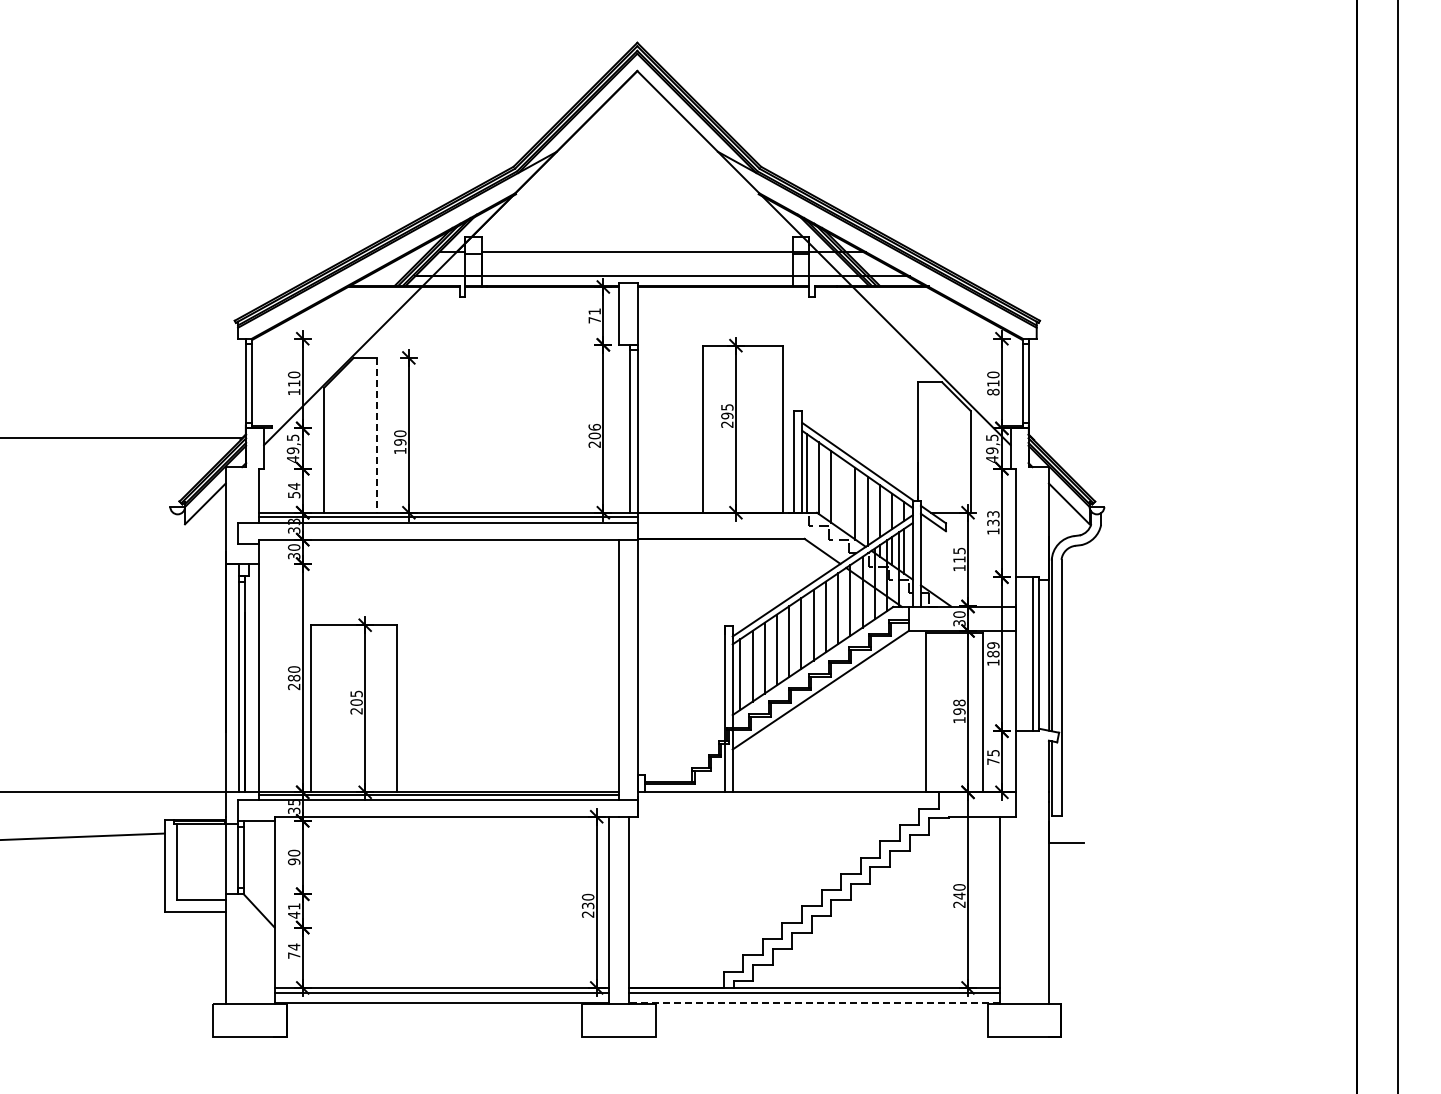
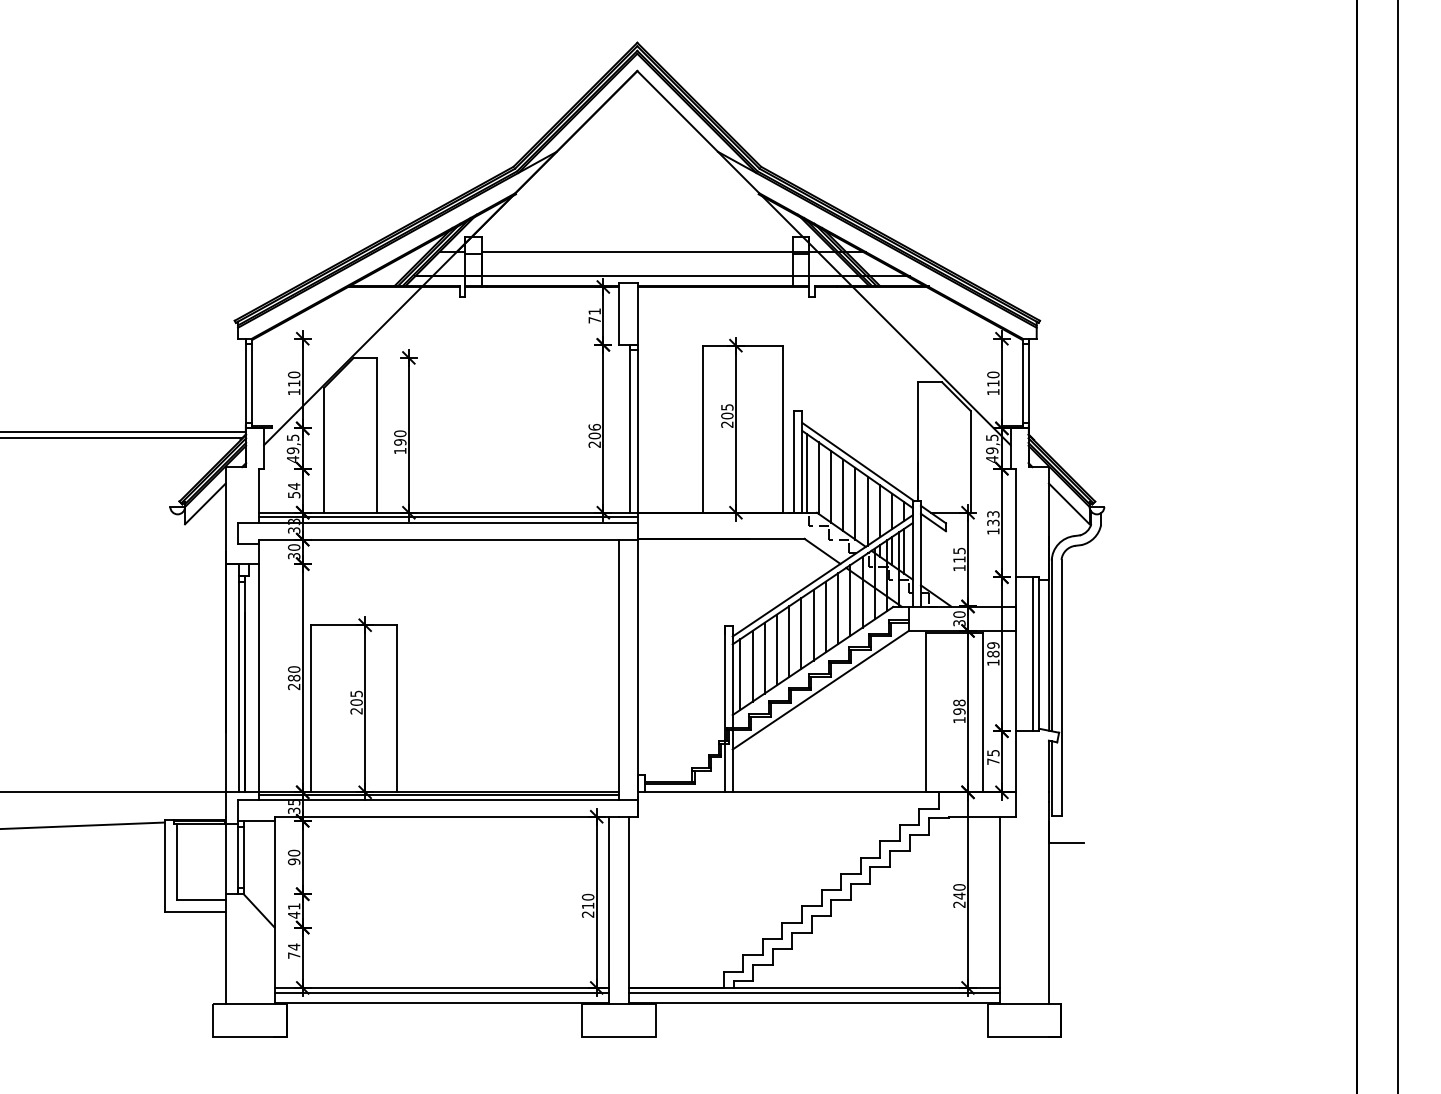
text: 810 -> 110 (993, 391)
text: 295 -> 205 (727, 415)
line: none -> present (123, 431)
line: dashed -> solid (377, 435)
line: none -> present (843, 495)
line position: (83, 836) -> (83, 825) (83, 825)
text: 230 -> 210 (587, 905)
line: dashed -> solid (814, 1002)
